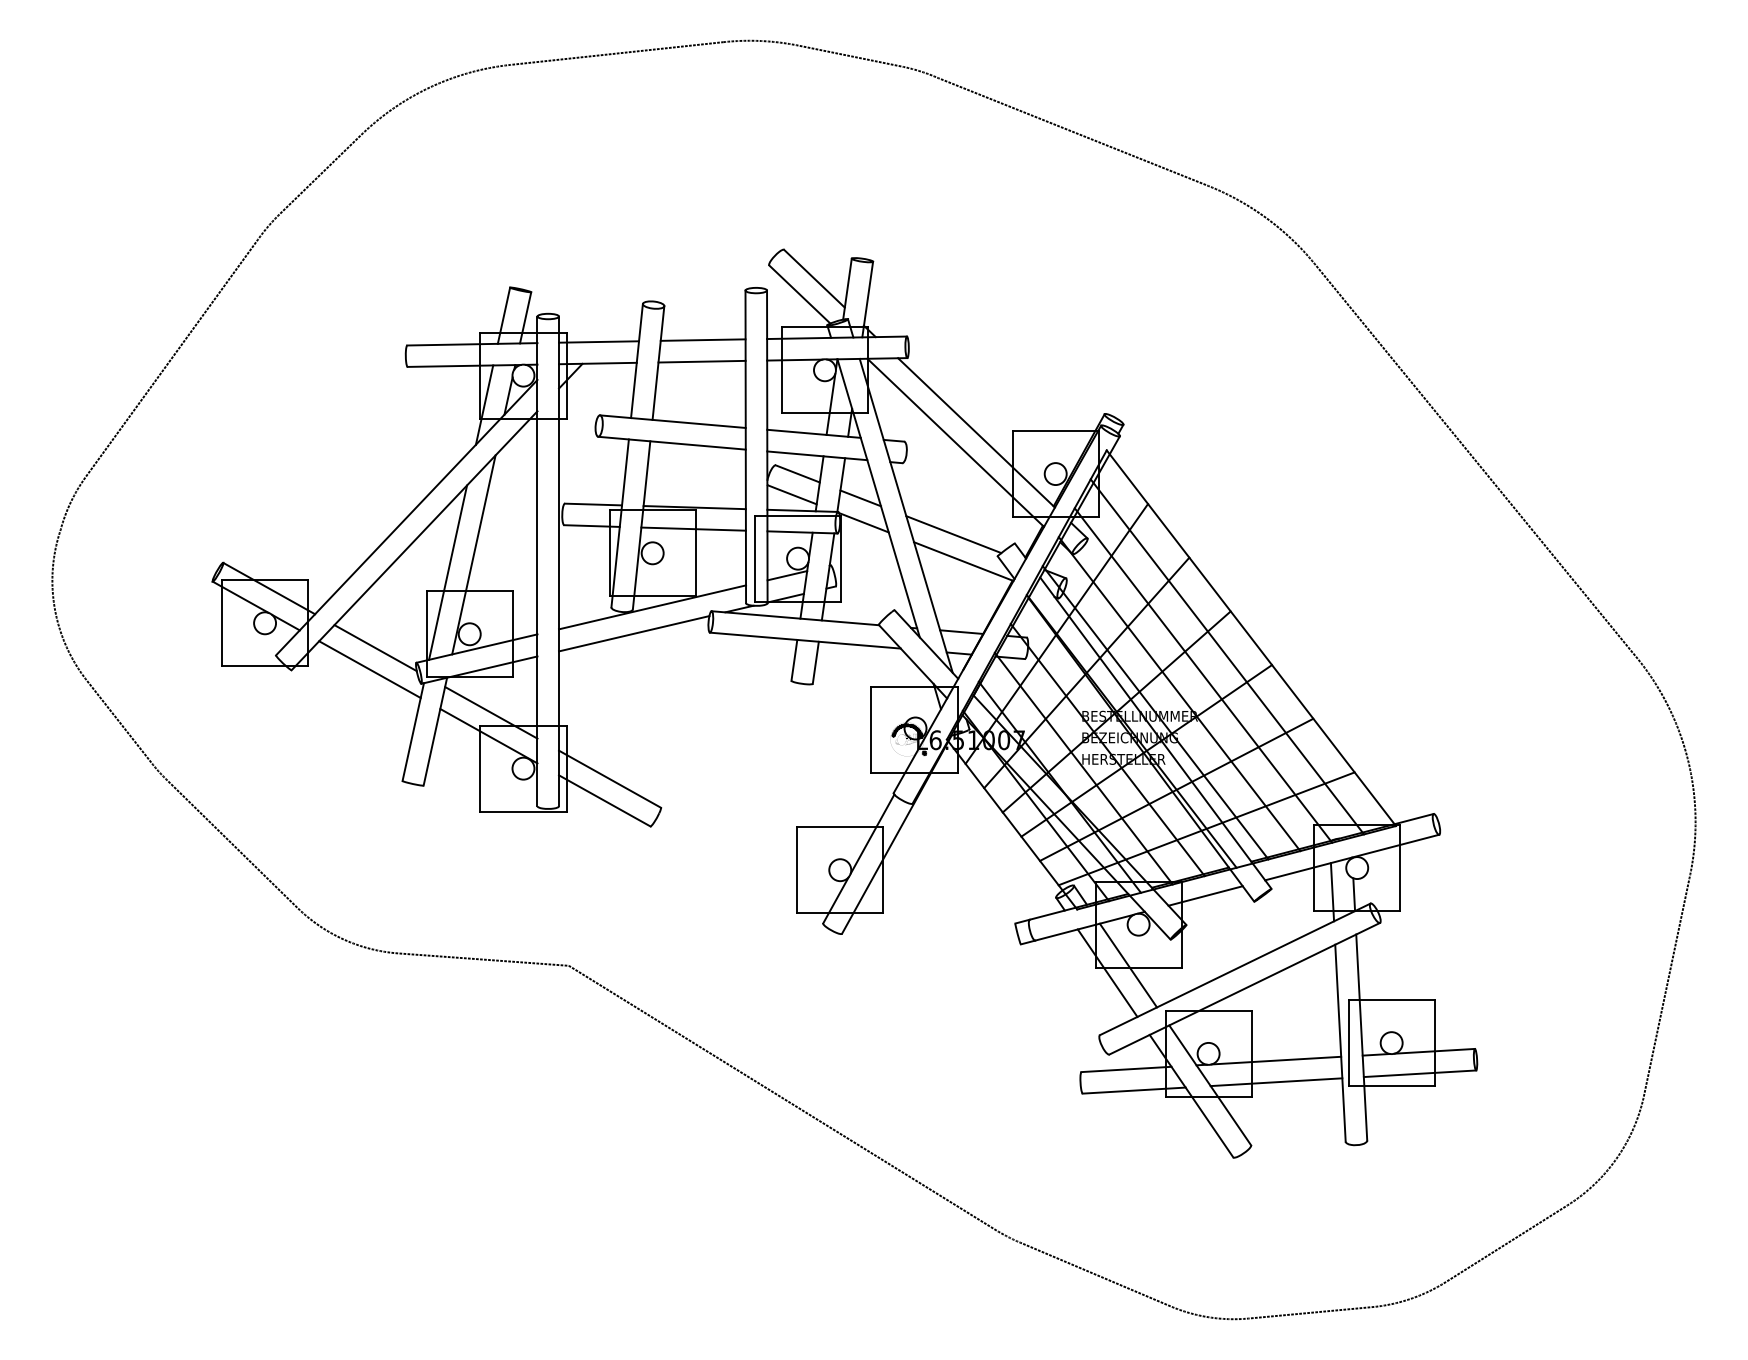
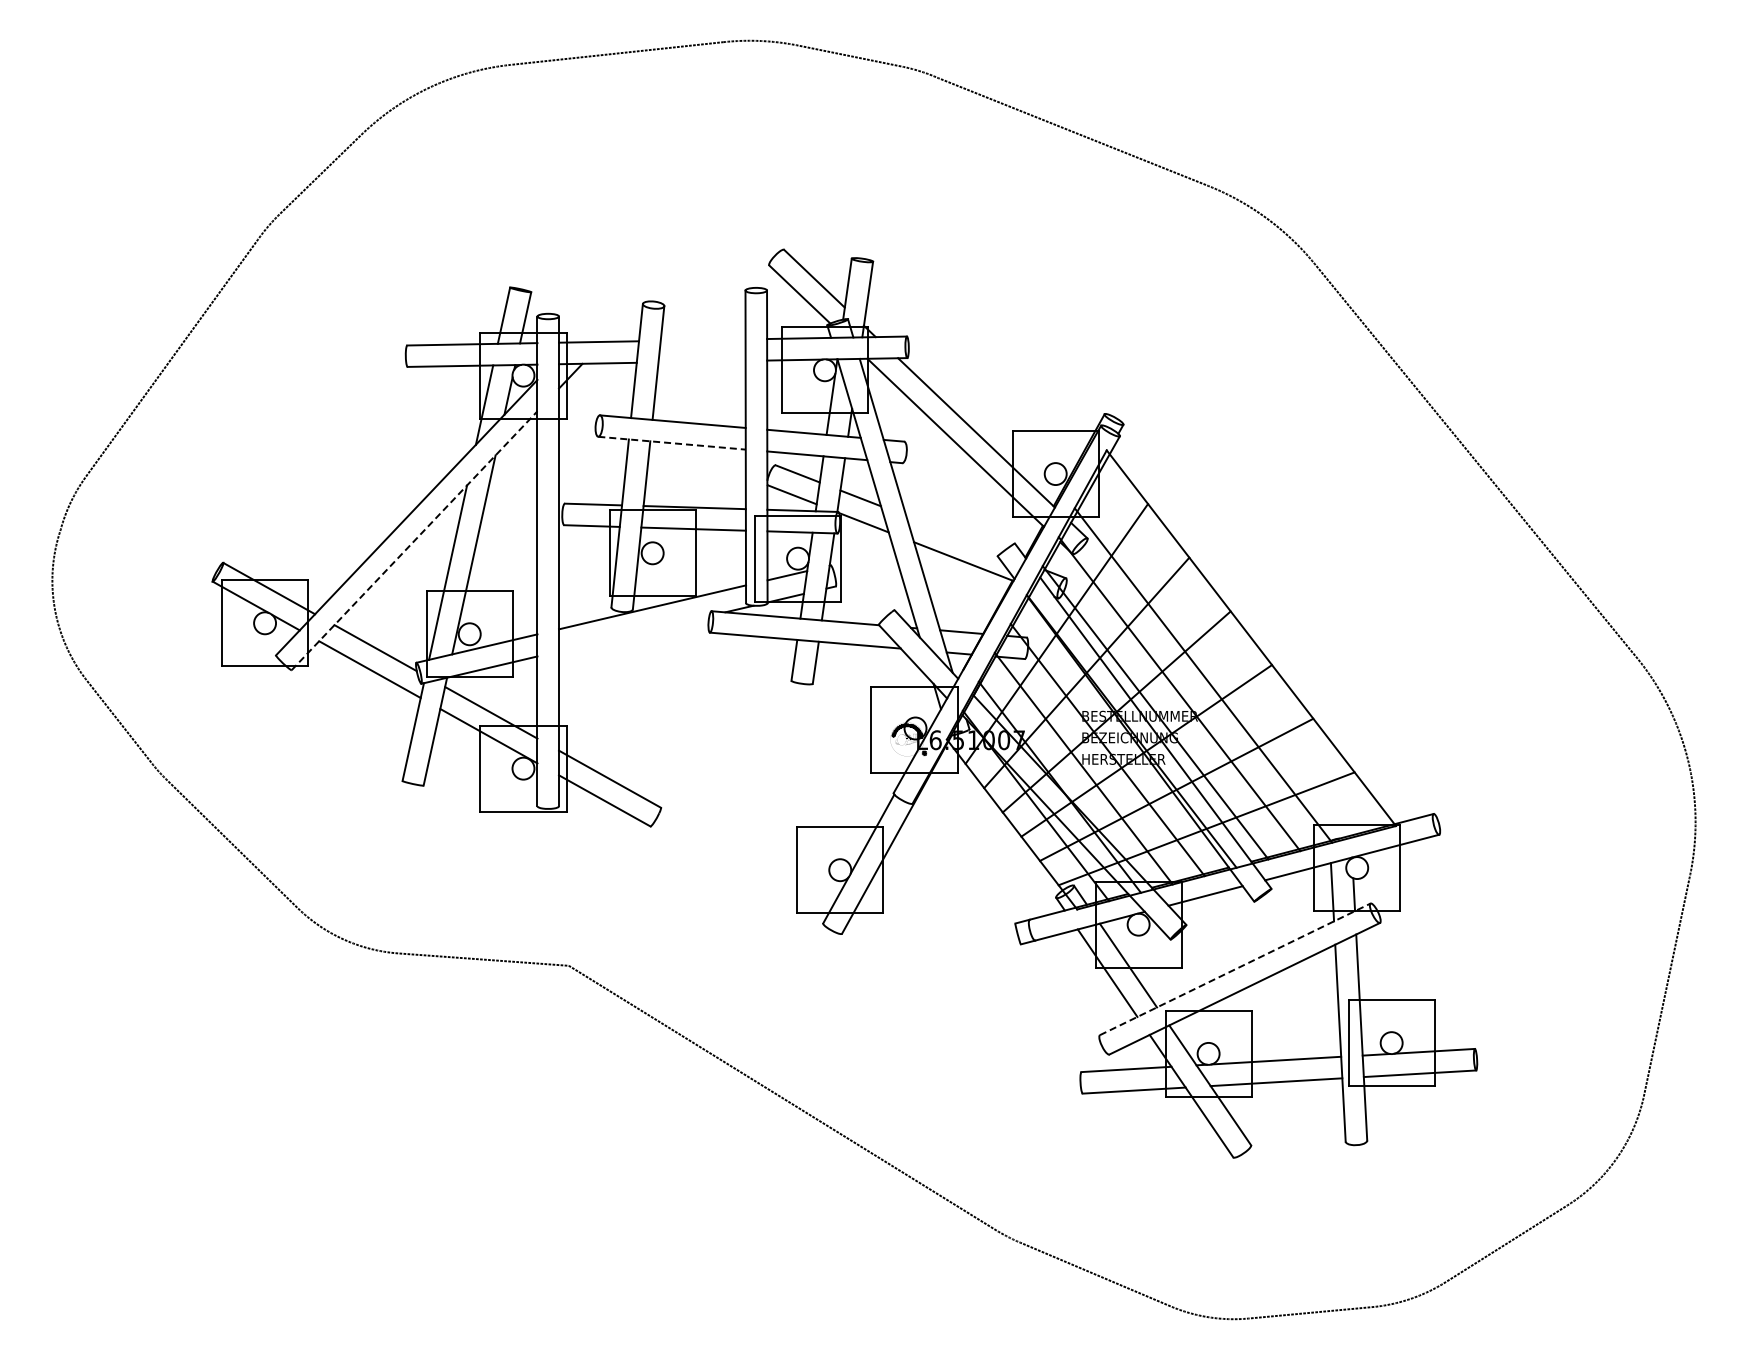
line: present -> none (702, 339)
line: present -> none (701, 361)
line: solid -> dashed (672, 443)
line: present -> none (953, 534)
line: solid -> dashed (414, 540)
line: present -> none (634, 633)
line: present -> none (1227, 656)
line: solid -> dashed (1235, 969)
